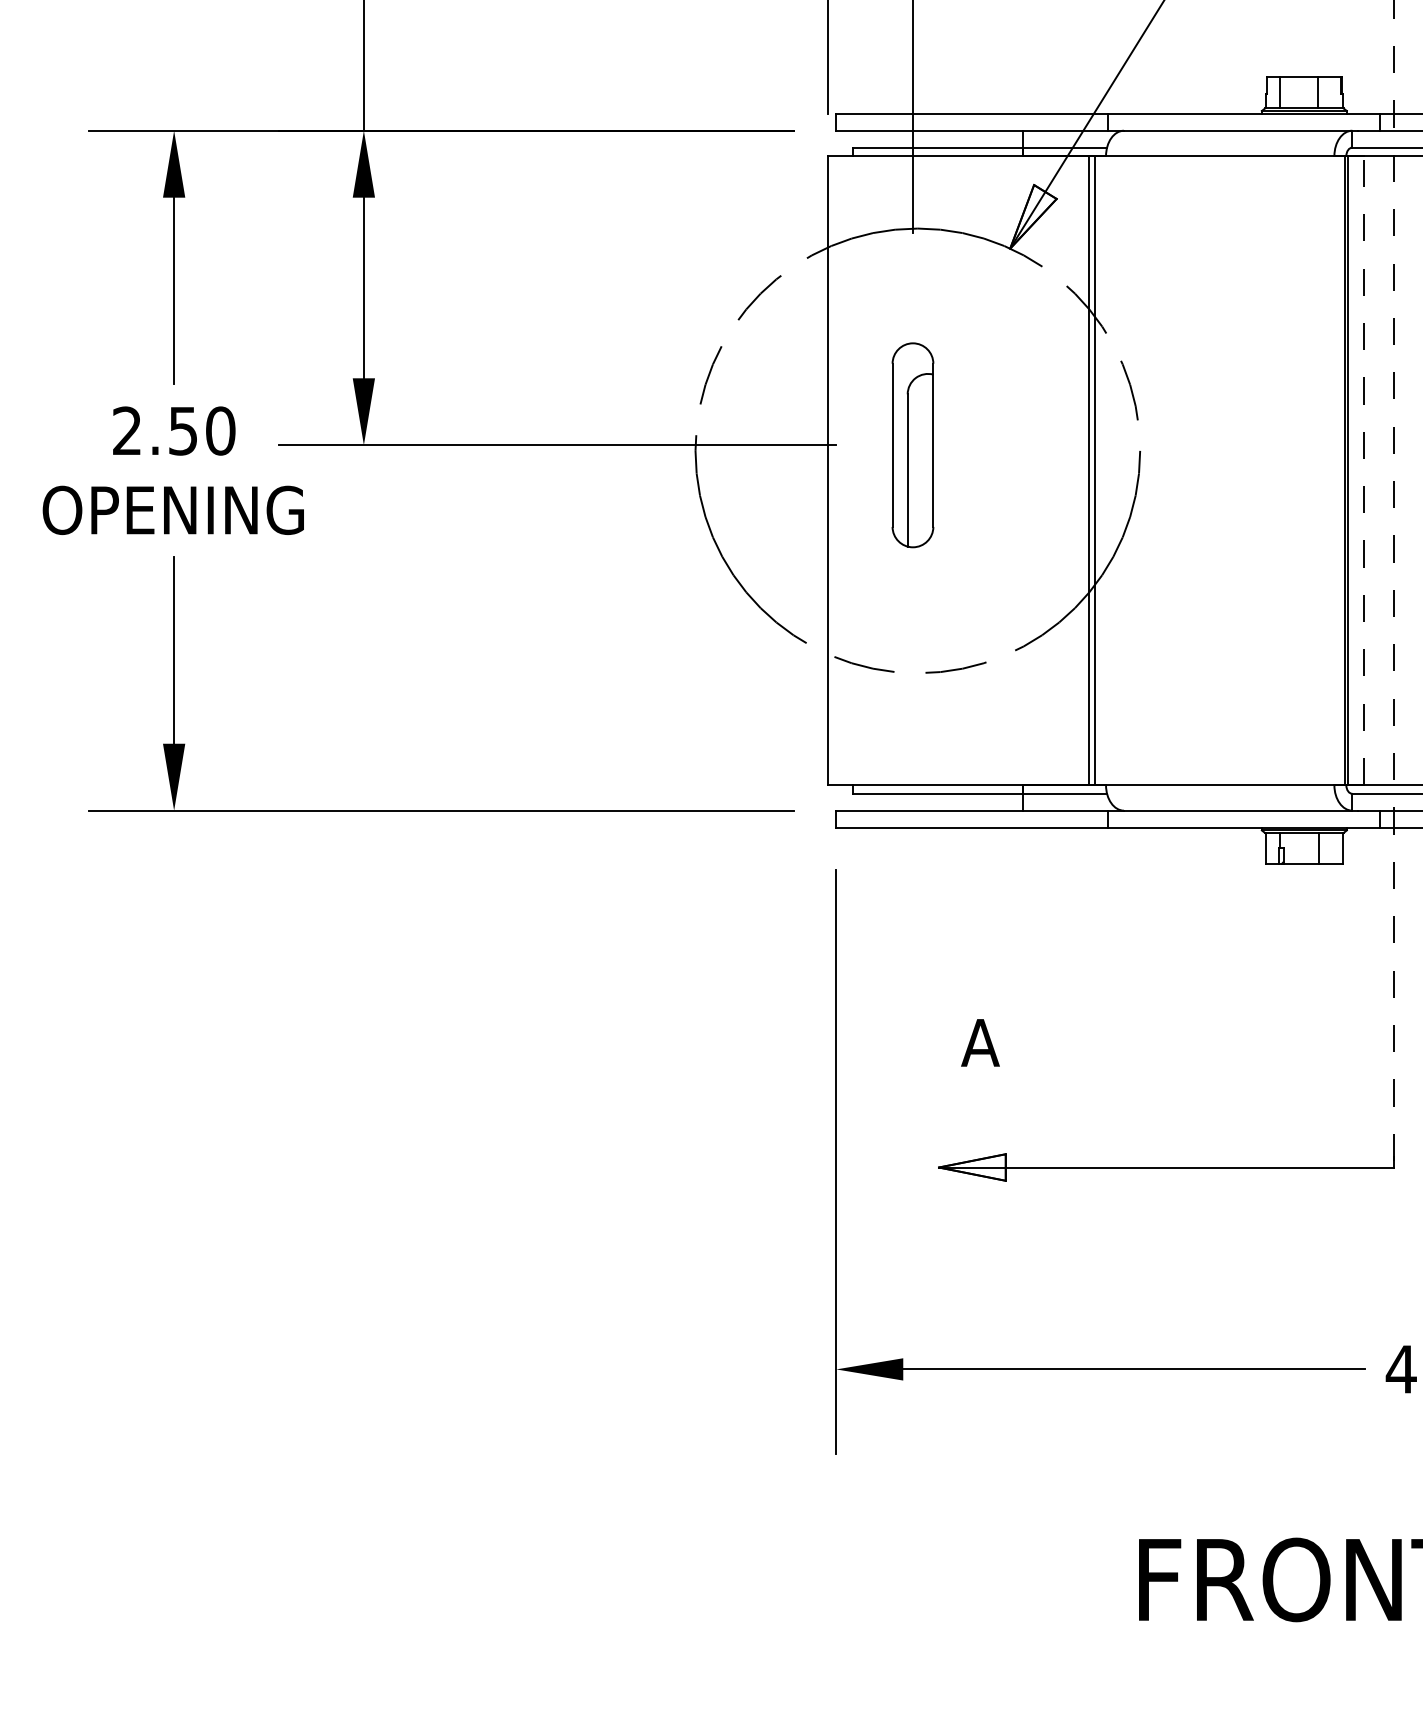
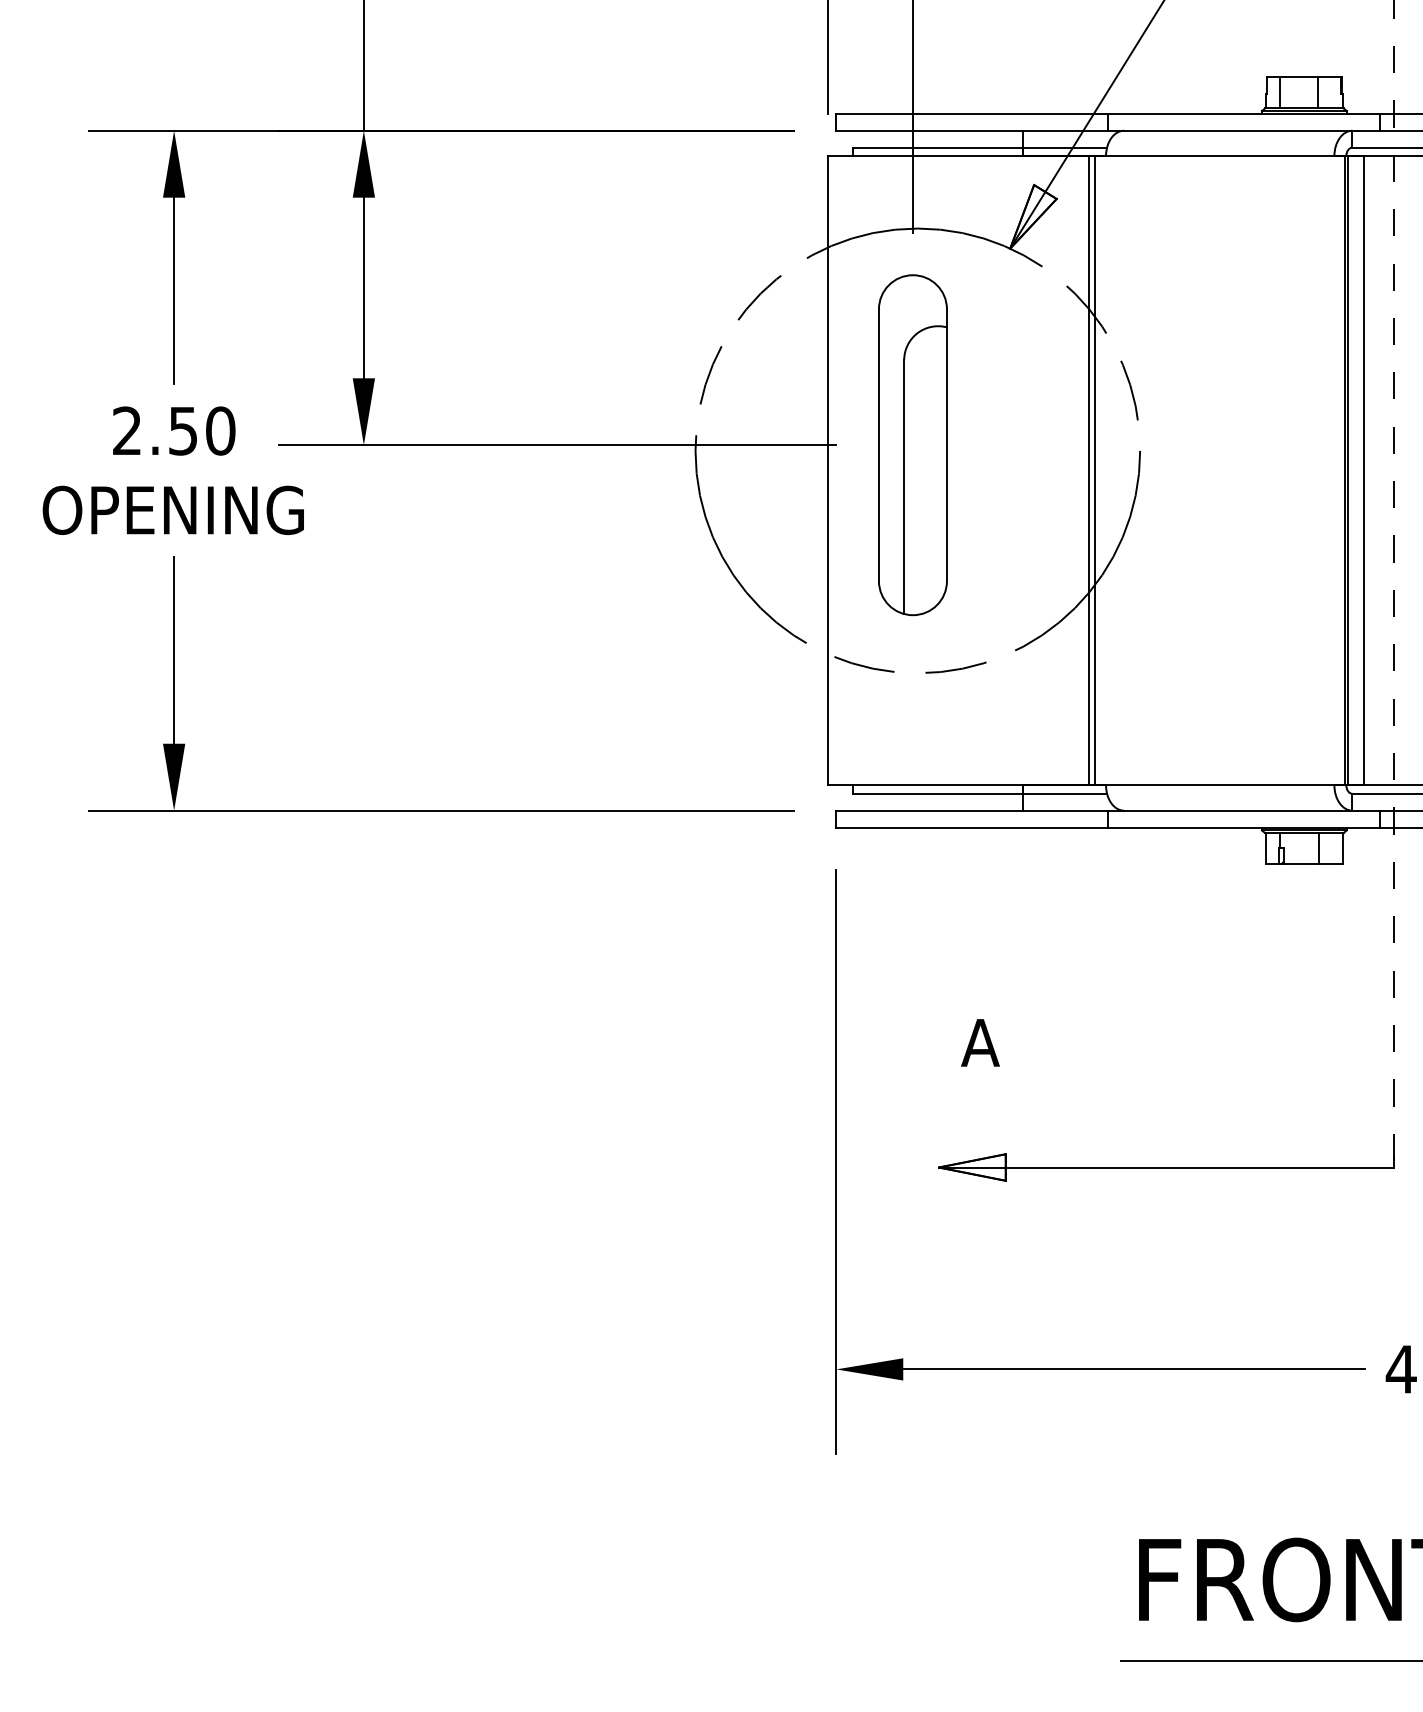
part size: 44x207 px -> 70x343 px (912, 445)
line: dashed -> solid (1364, 470)
line: none -> present (1269, 1660)
